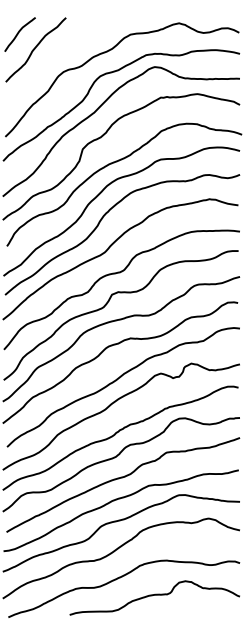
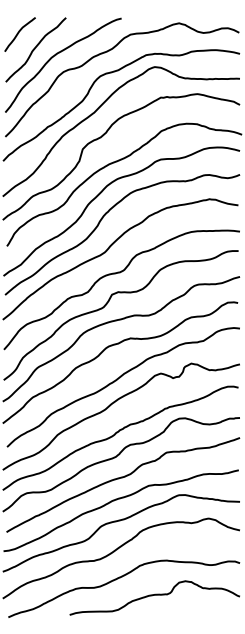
curve: none -> present (55, 56)
